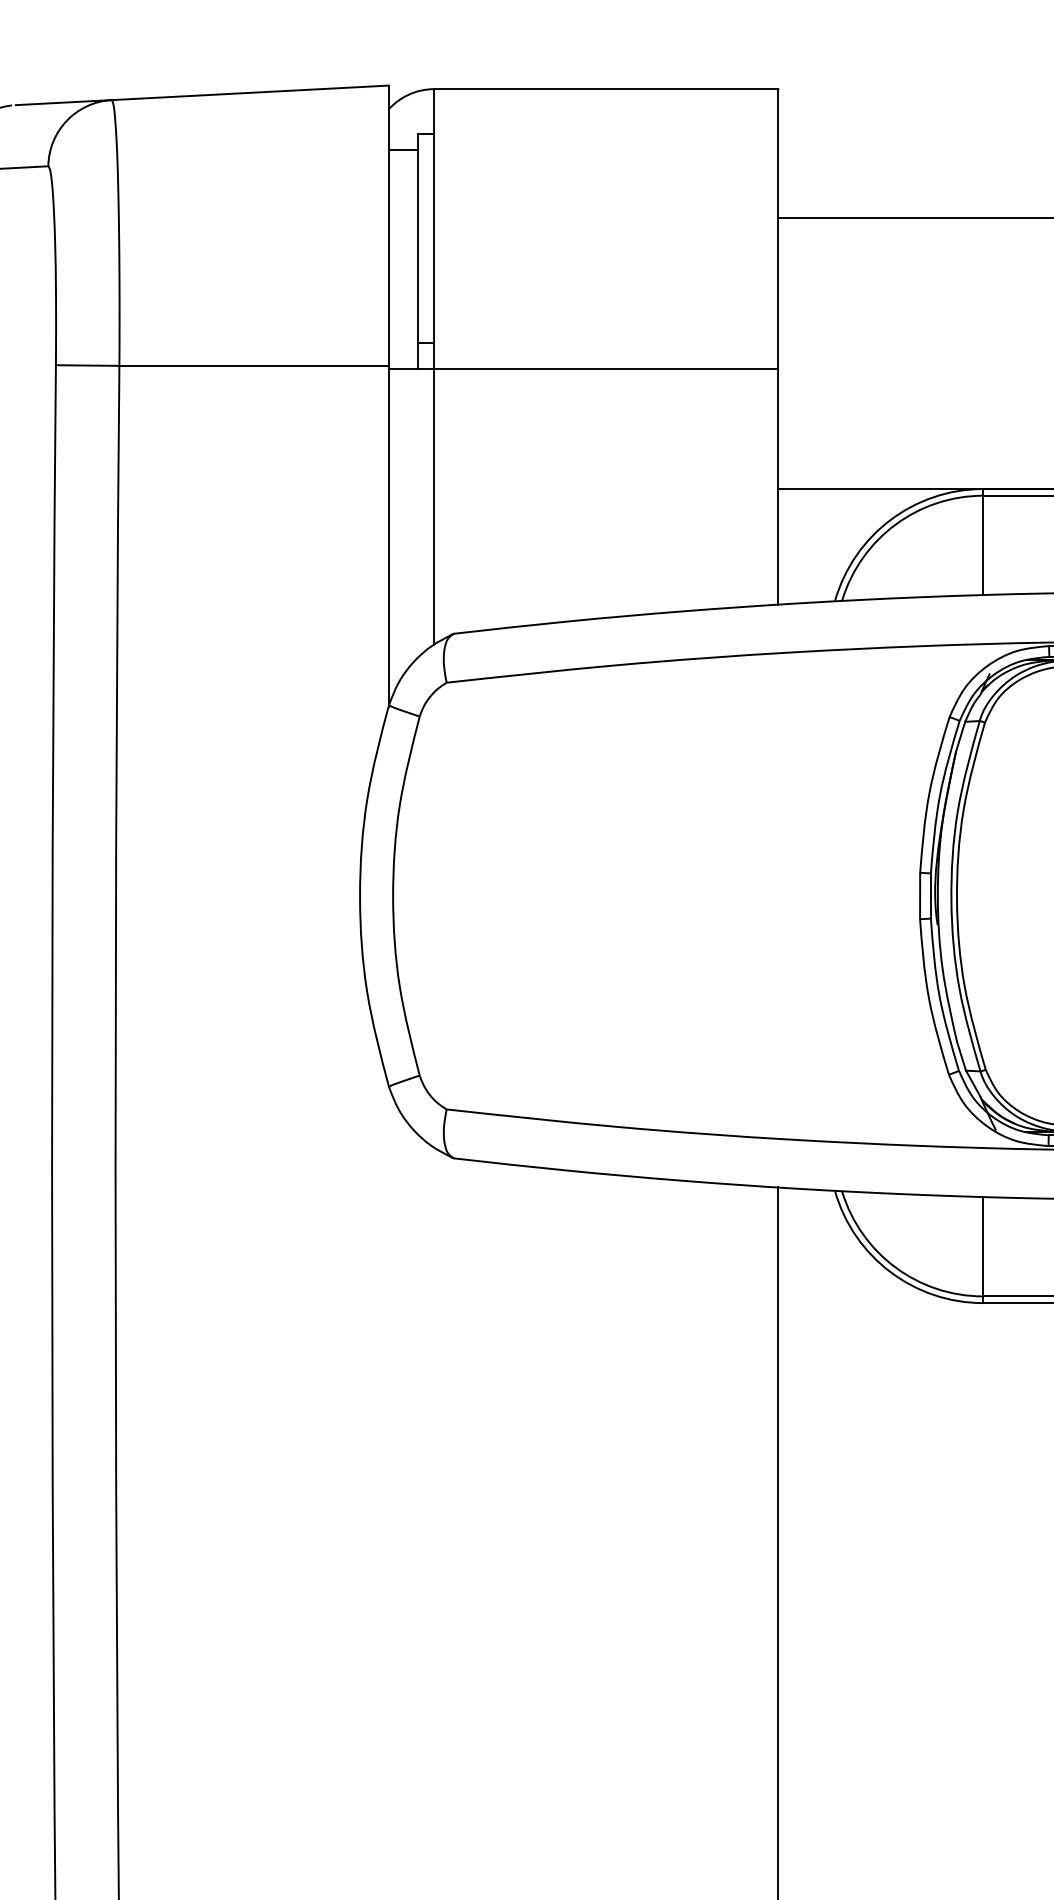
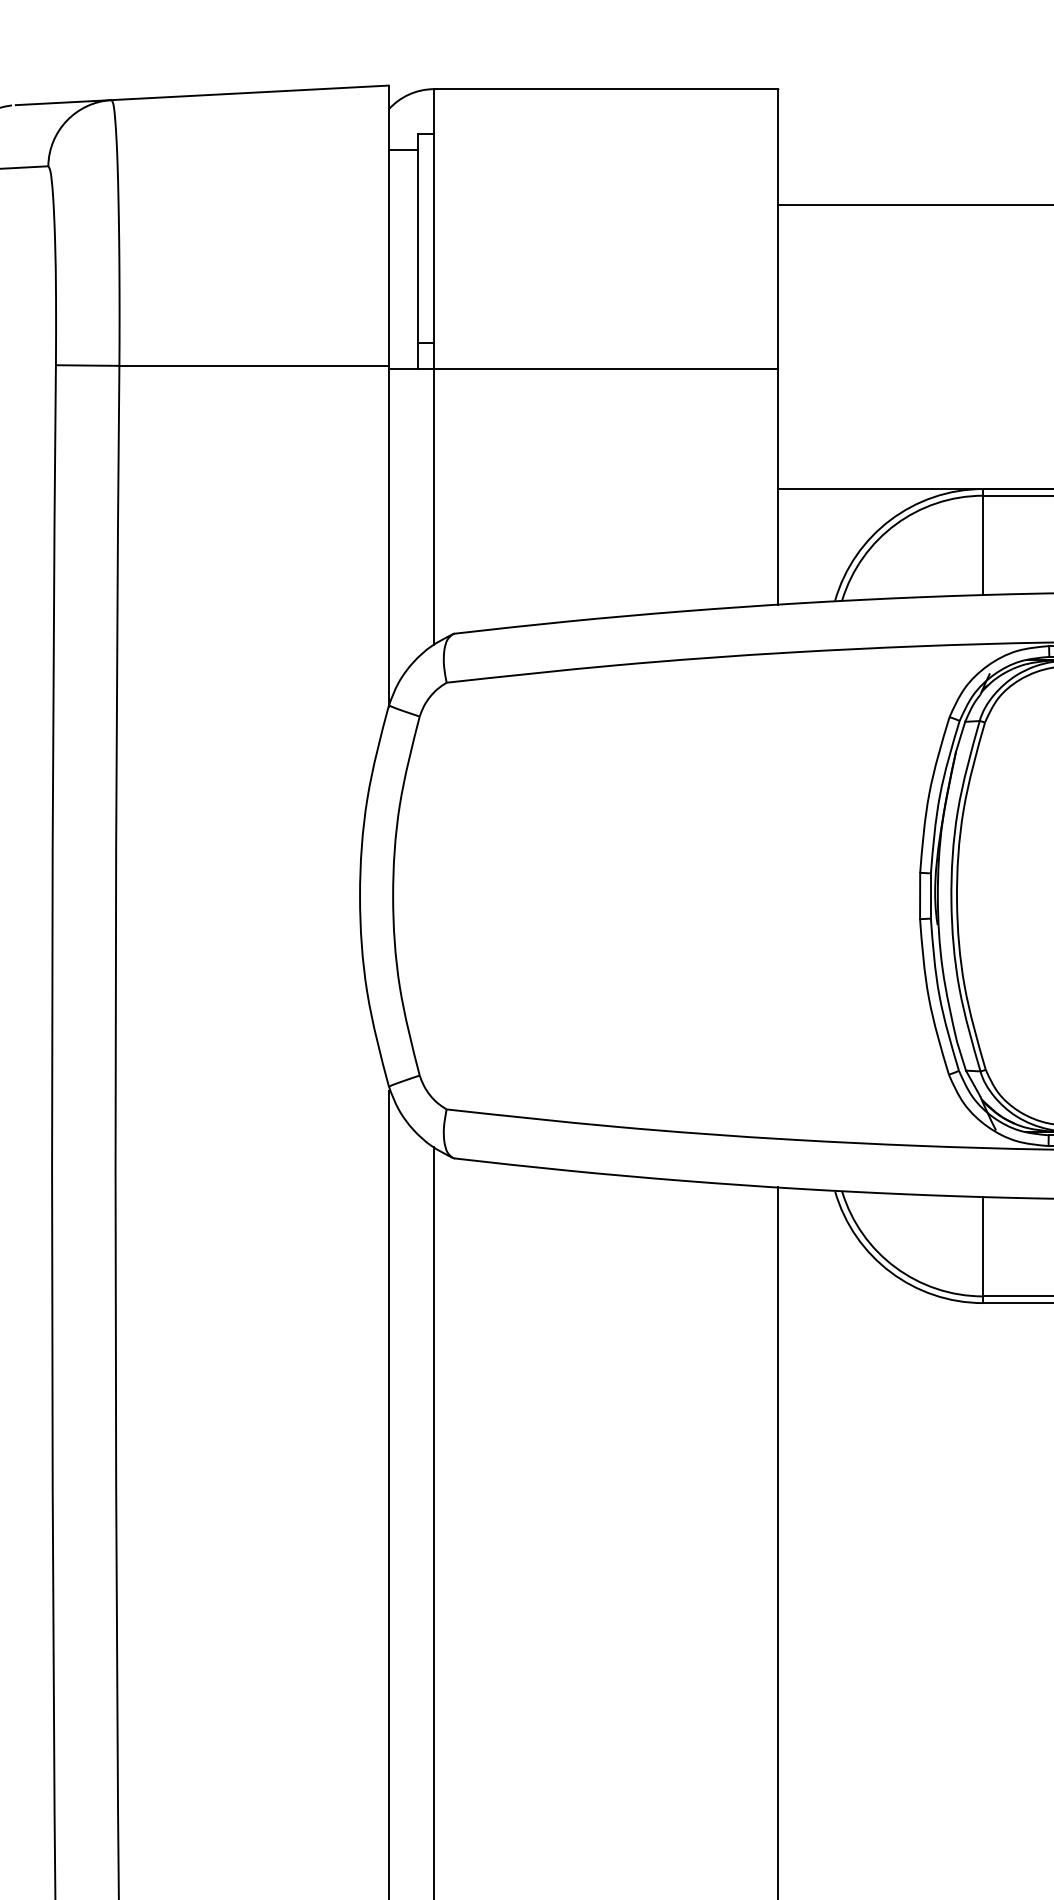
line position: (913, 218) -> (913, 205) (913, 205)
line: none -> present (388, 1493)
line: none -> present (434, 1521)
